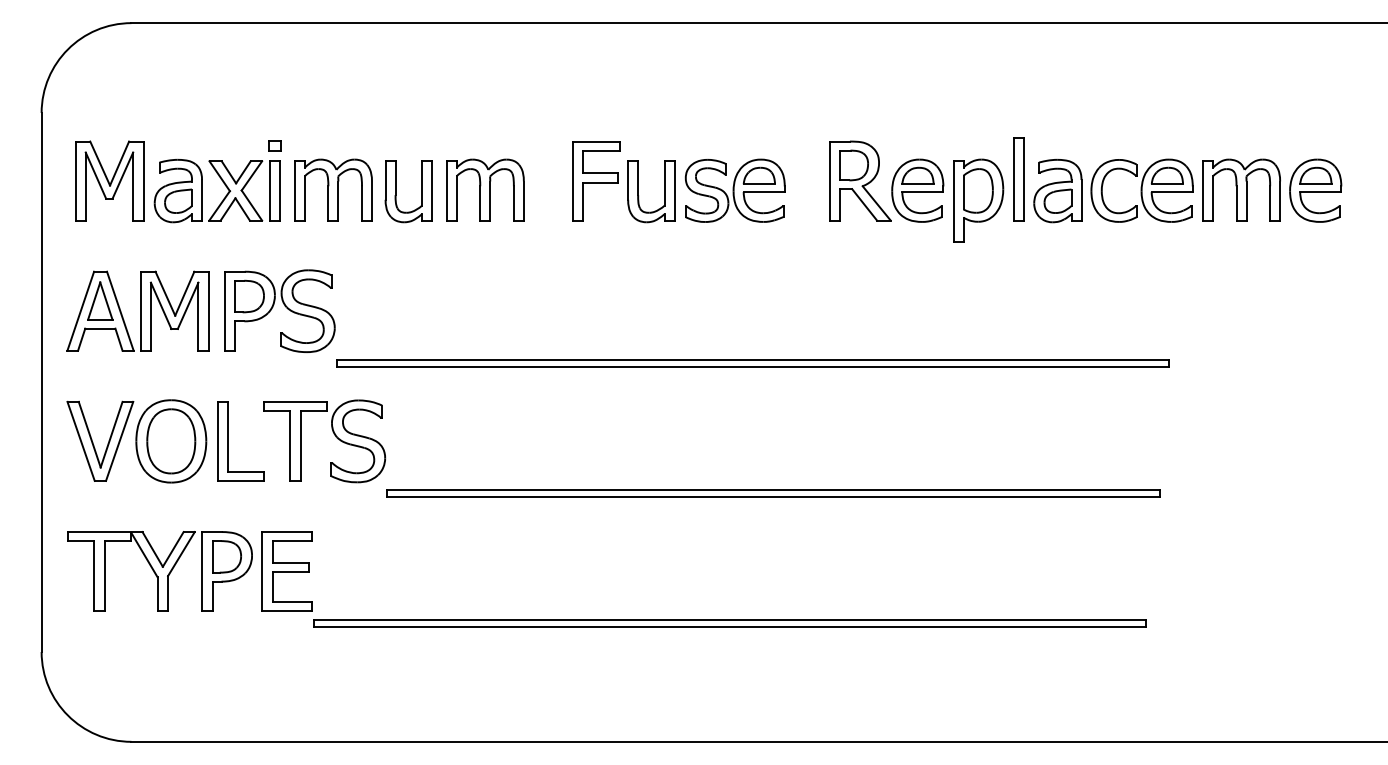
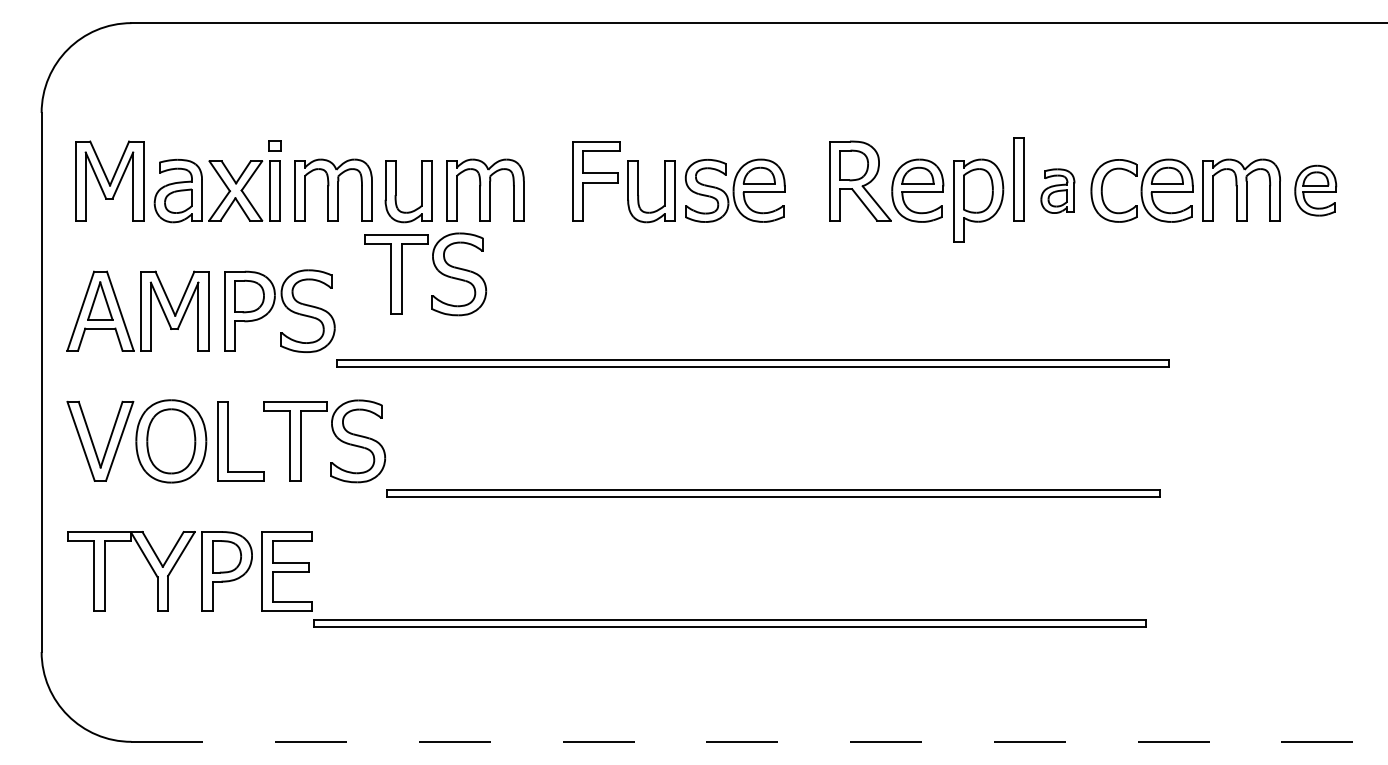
part size: 54x65 px -> 44x53 px (1315, 190)
part size: 50x65 px -> 36x46 px (1057, 190)
part: none -> present (435, 268)
line: solid -> dashed (759, 741)
